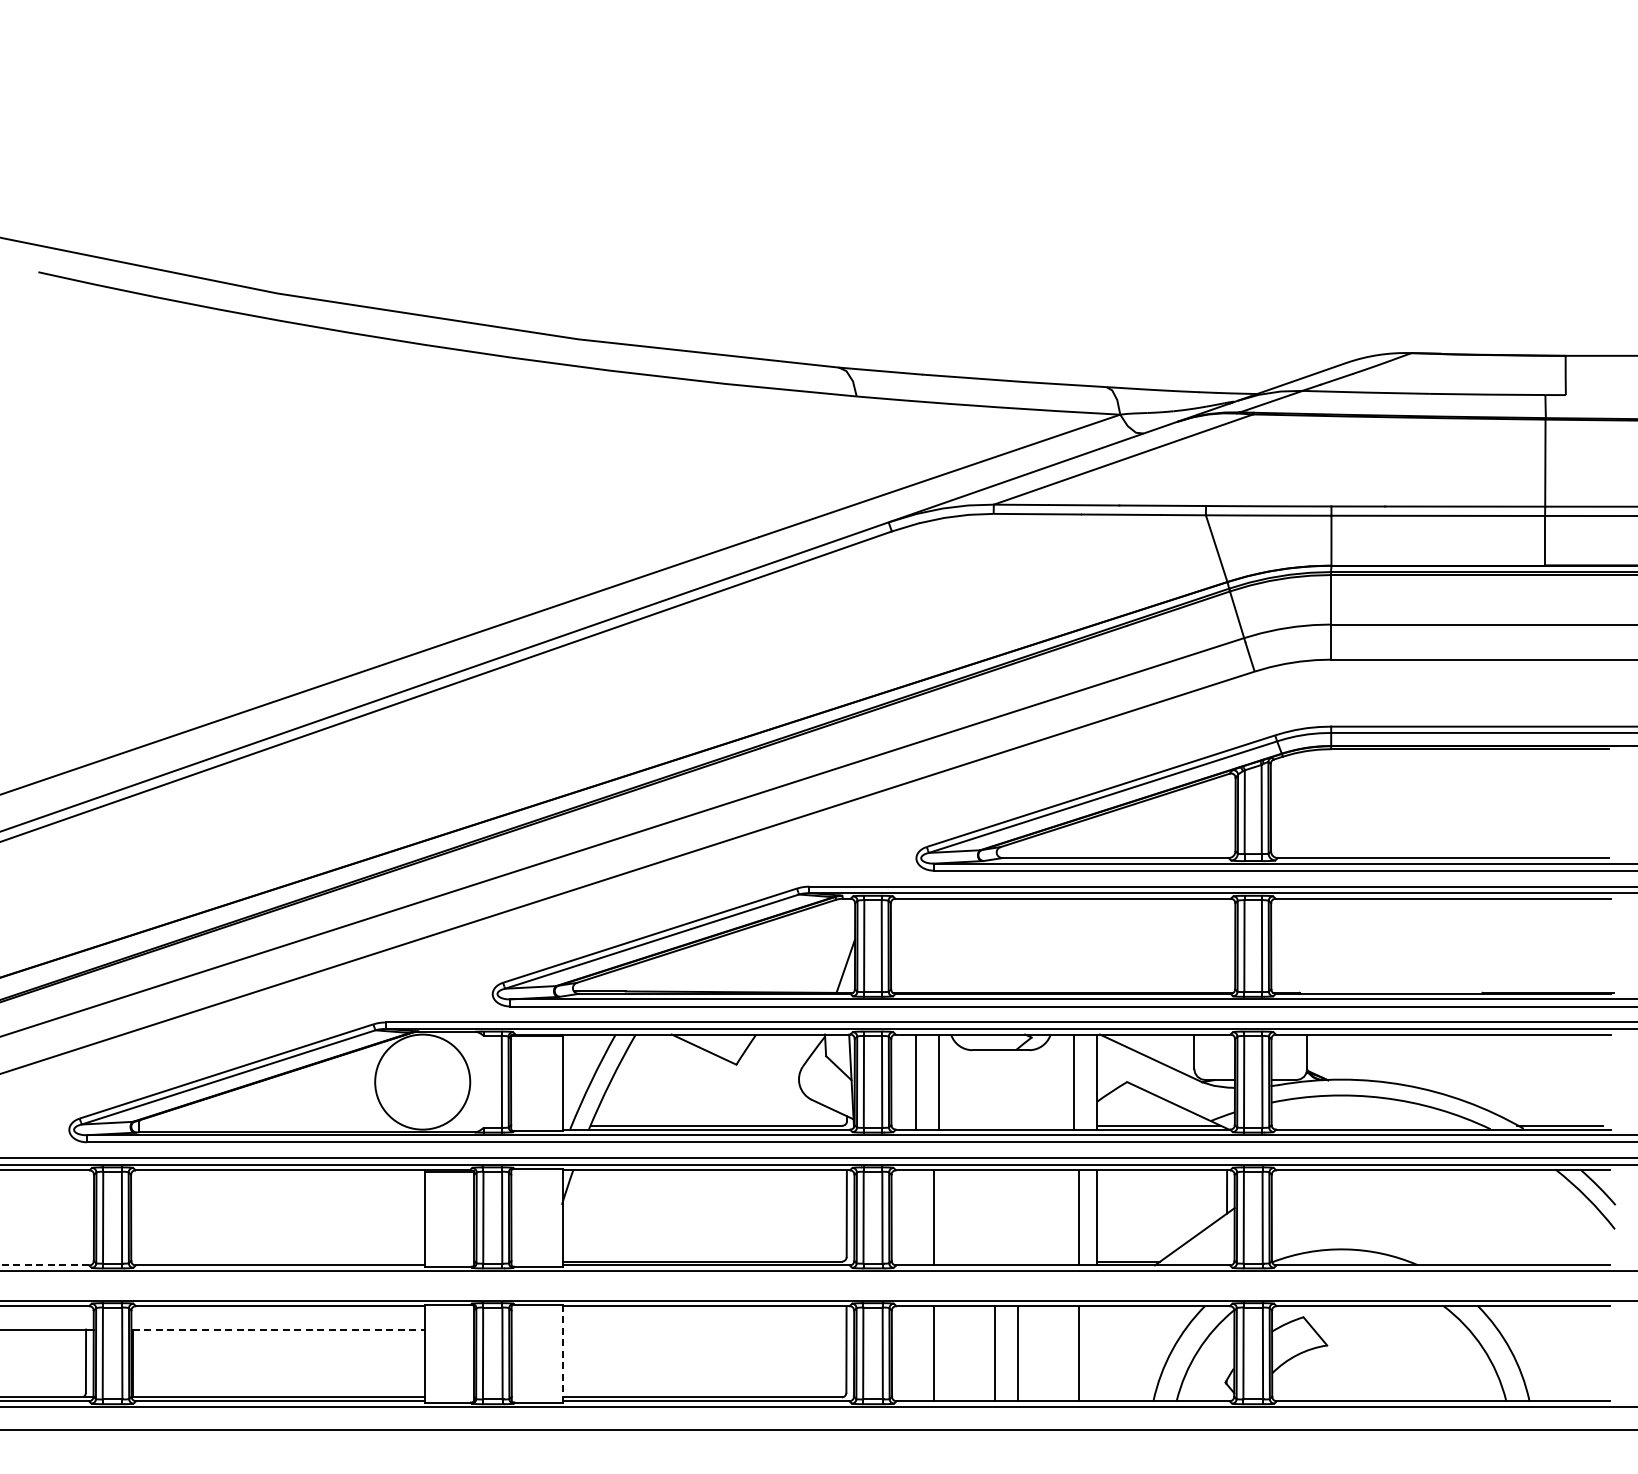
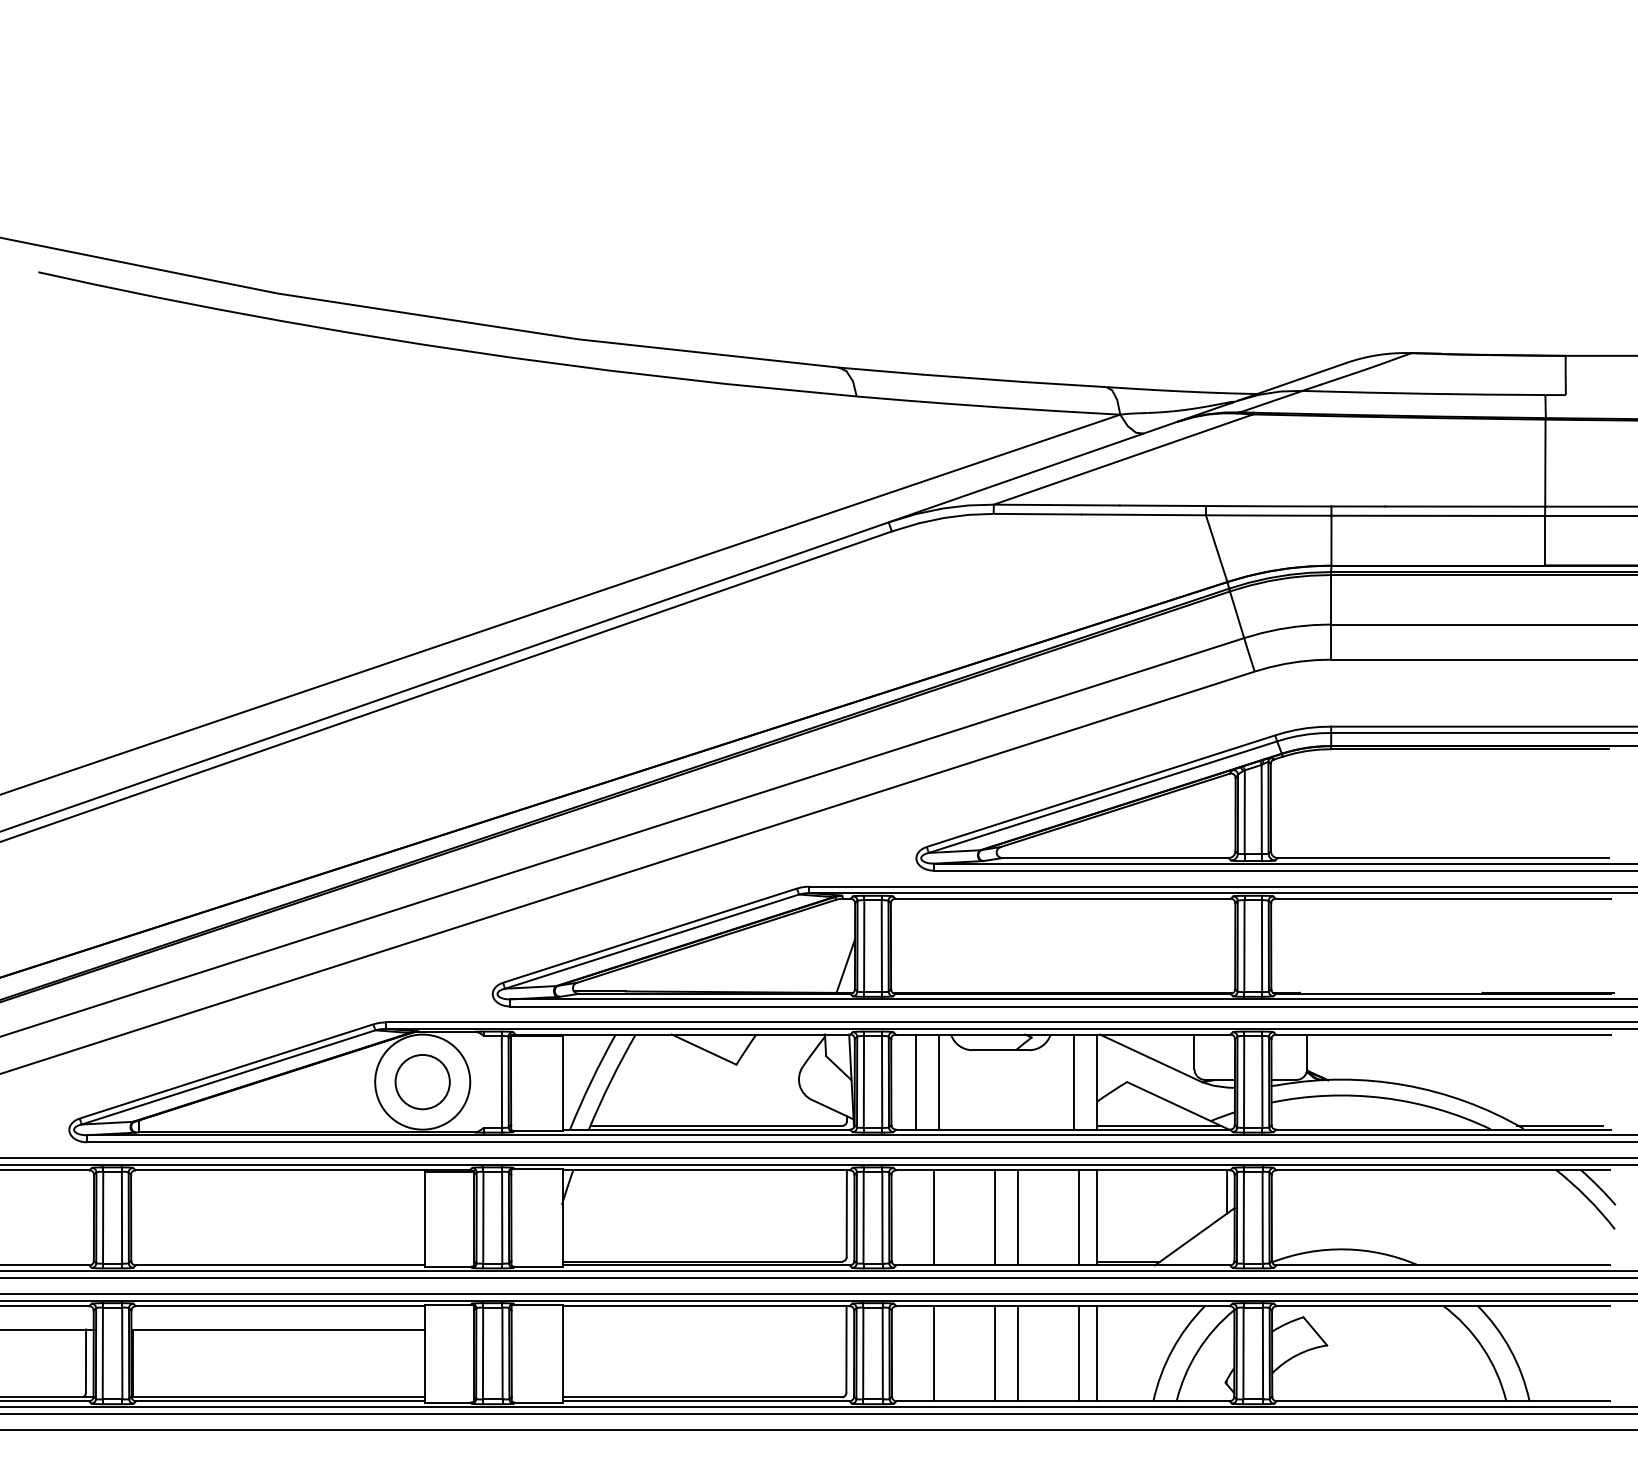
circle: none -> present (422, 1082)
line: none -> present (995, 1217)
line: none -> present (1017, 1217)
line: dashed -> solid (44, 1265)
line: none -> present (818, 1278)
line: none -> present (818, 1294)
line: dashed -> solid (279, 1329)
line: dashed -> solid (563, 1353)
line: none -> present (1097, 1353)
line: none -> present (818, 1413)
